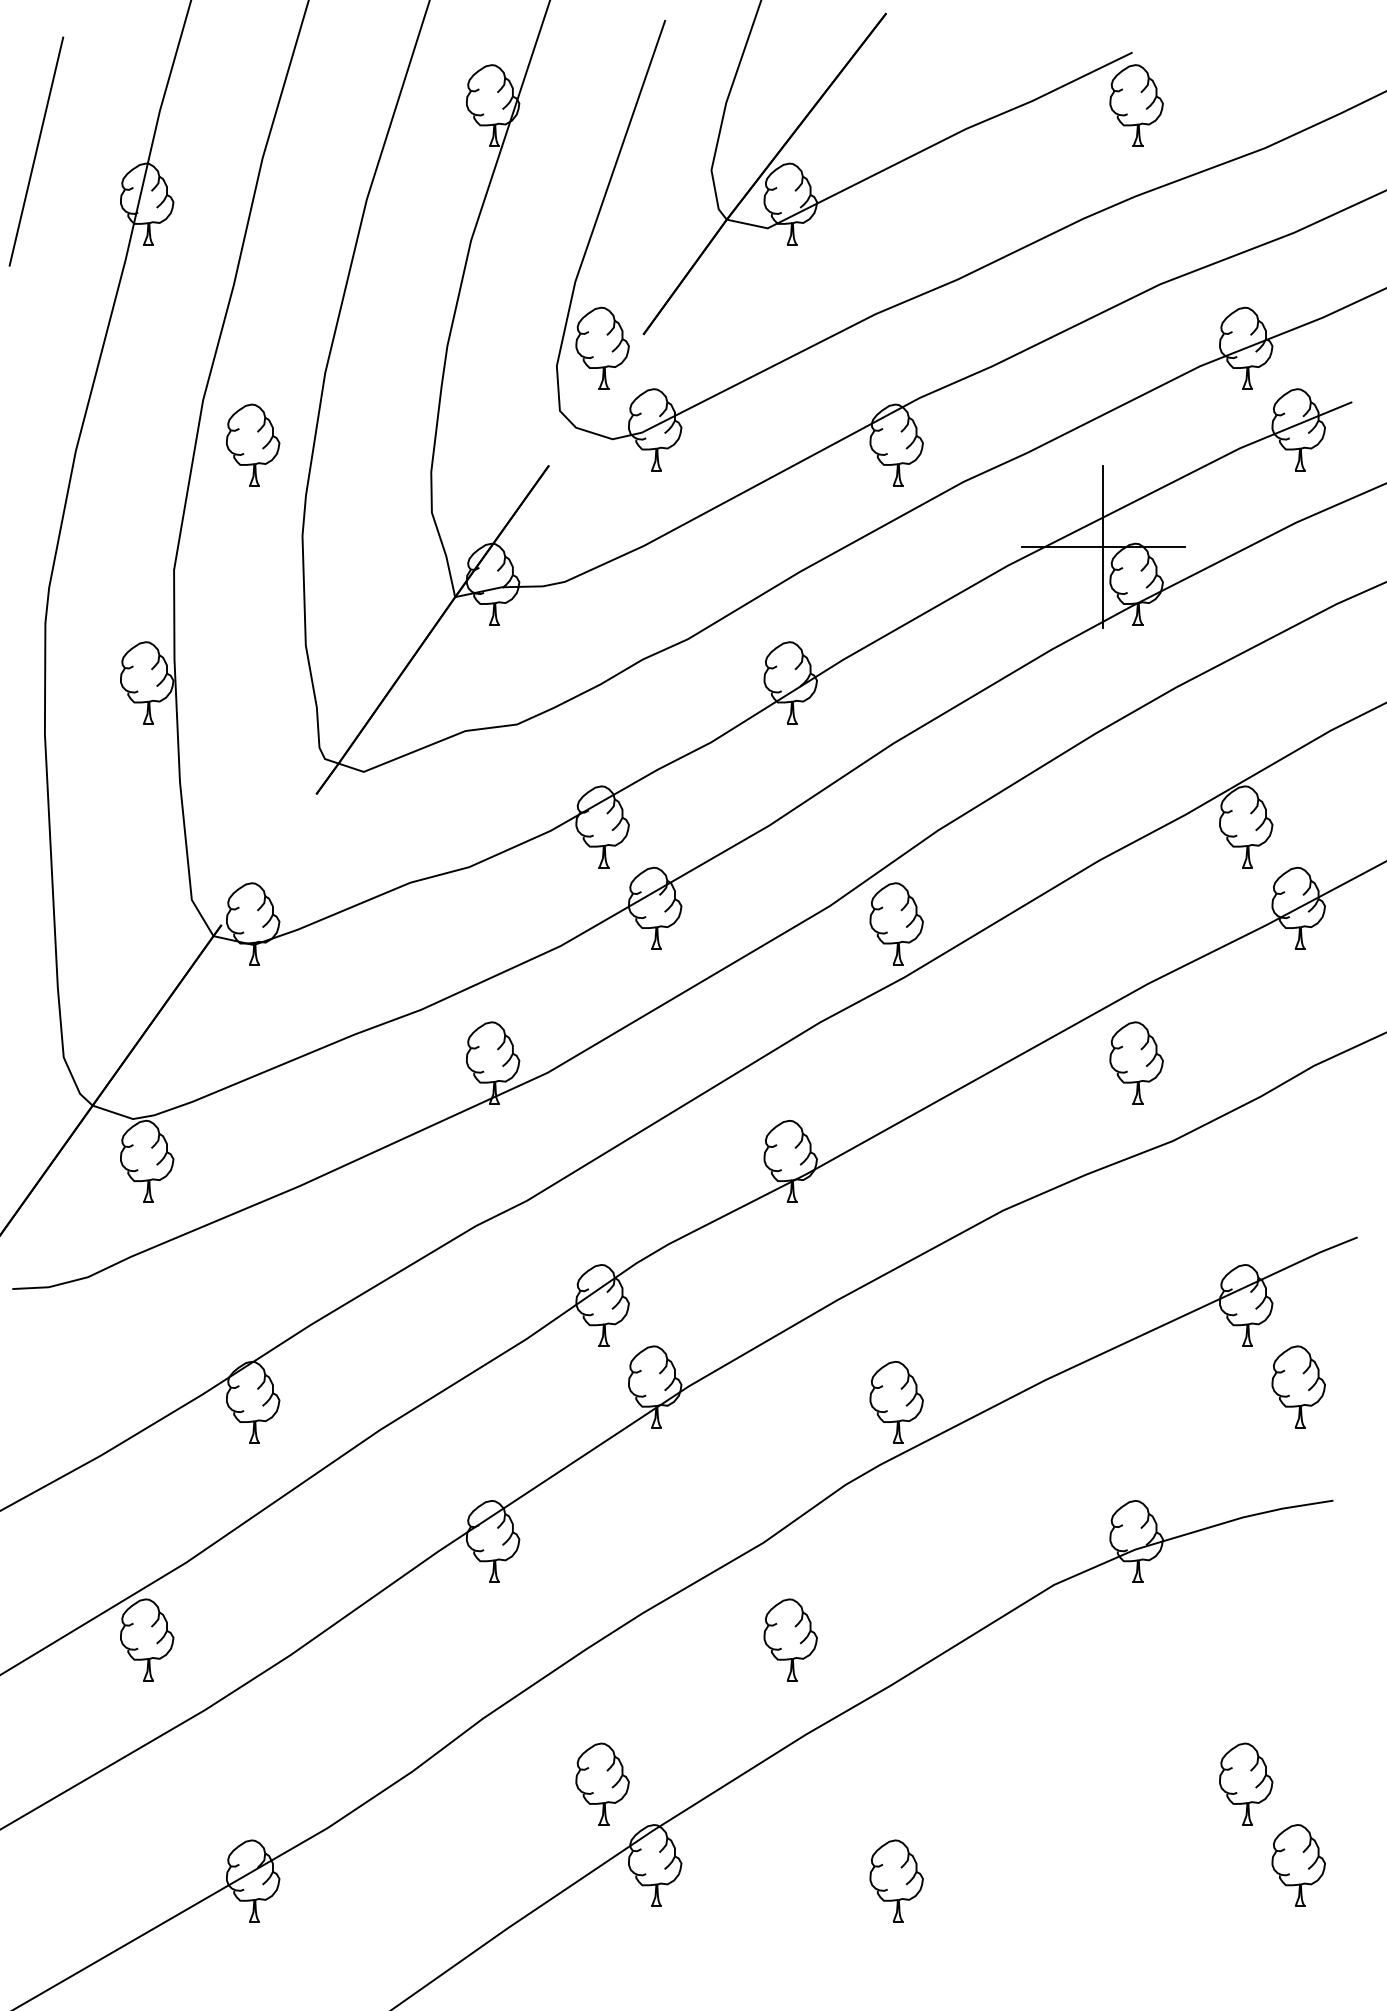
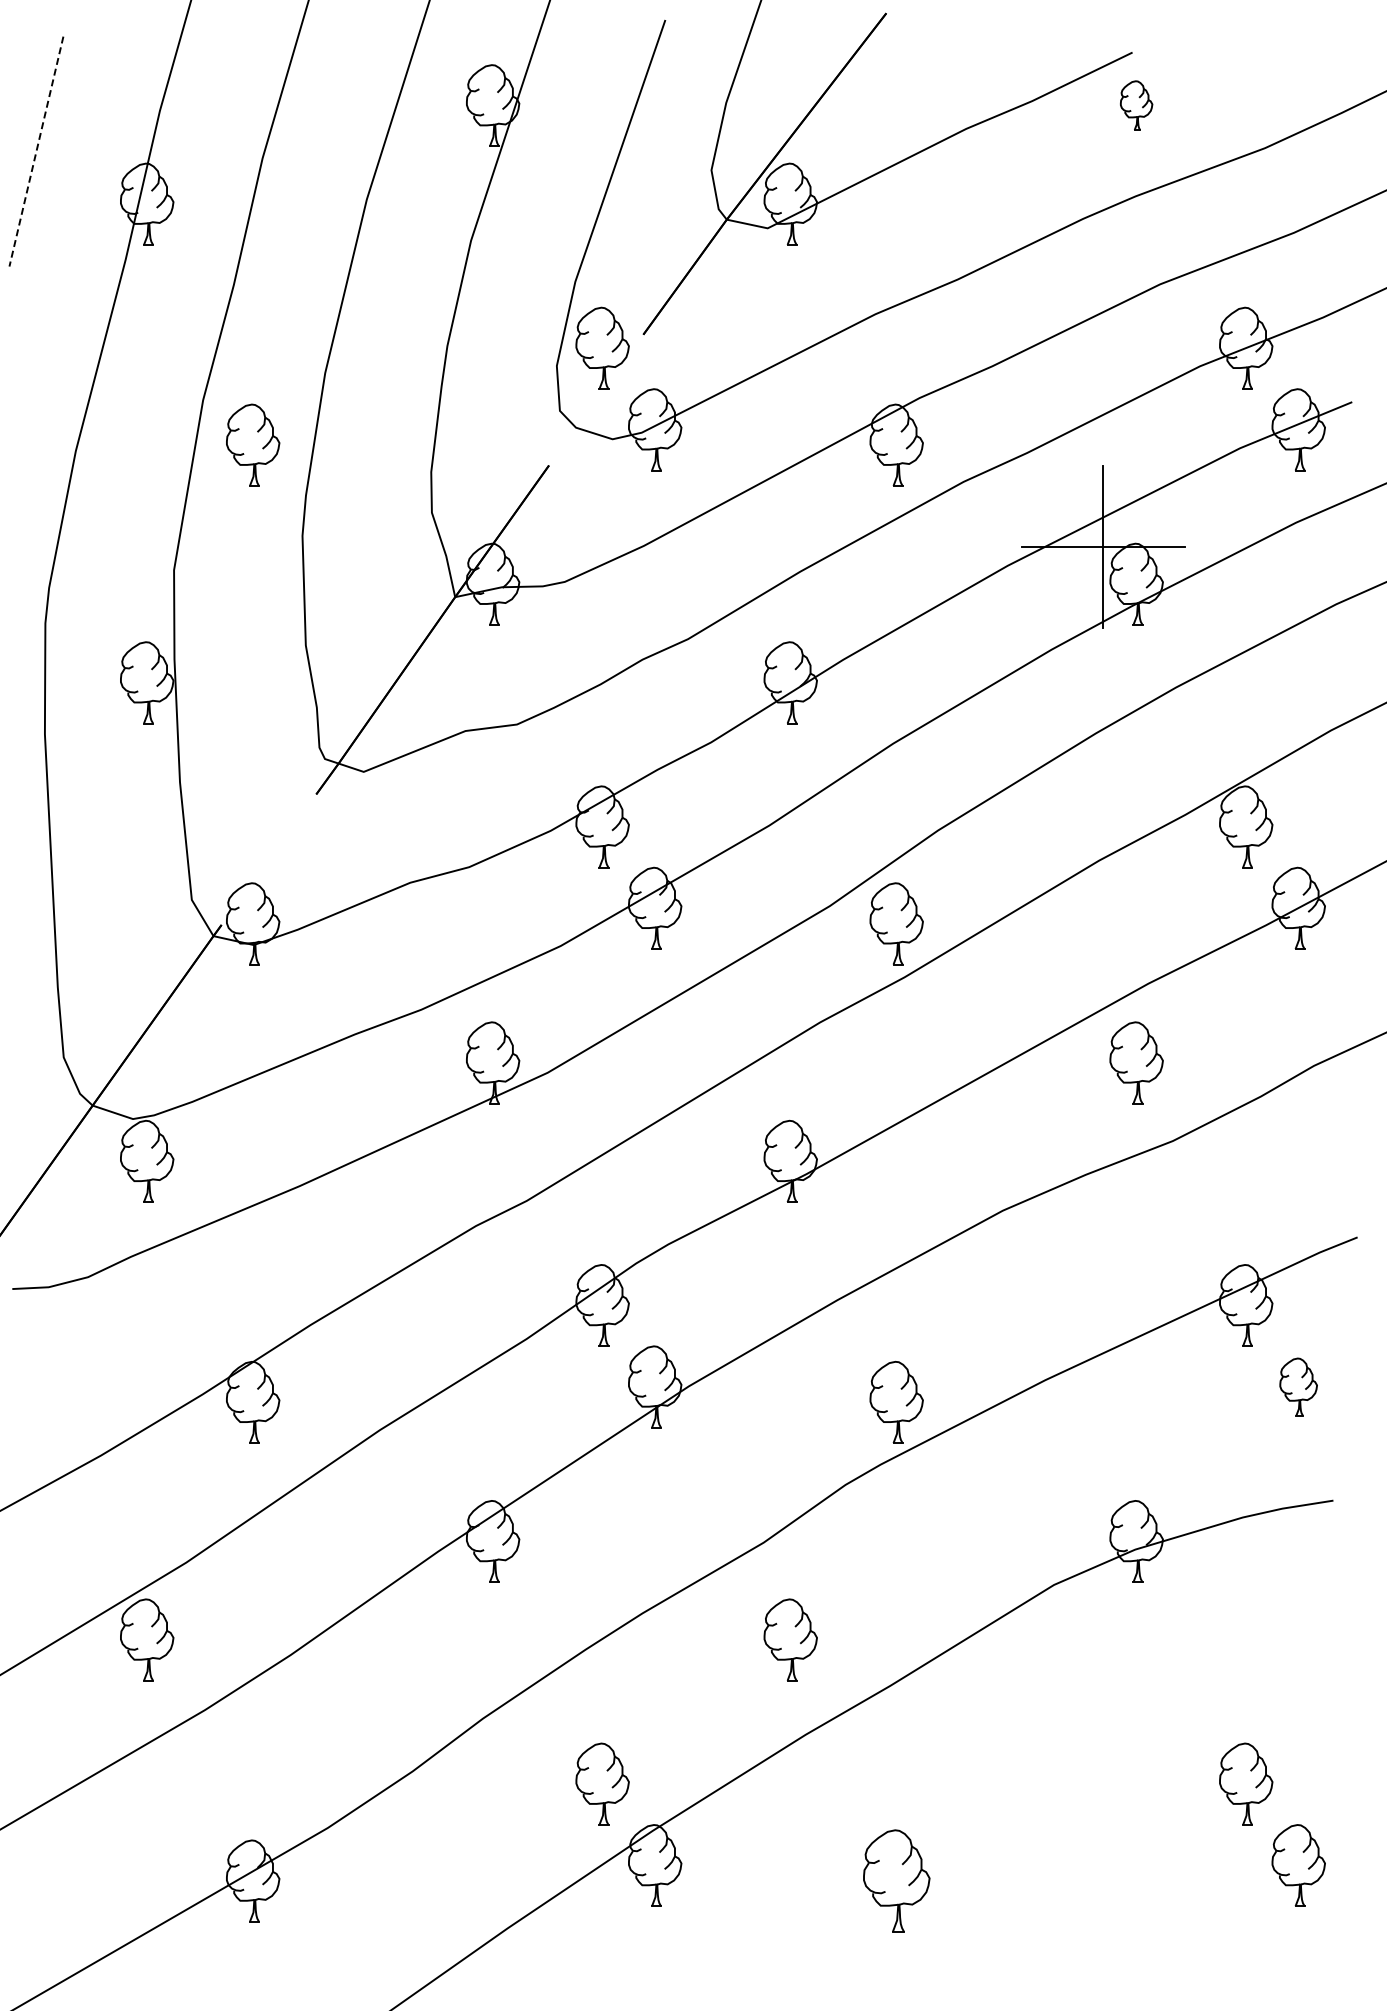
part size: 55x83 px -> 34x51 px (1136, 105)
line: solid -> dashed (36, 152)
part size: 55x84 px -> 39x60 px (1298, 1386)
part size: 55x84 px -> 68x104 px (896, 1880)
